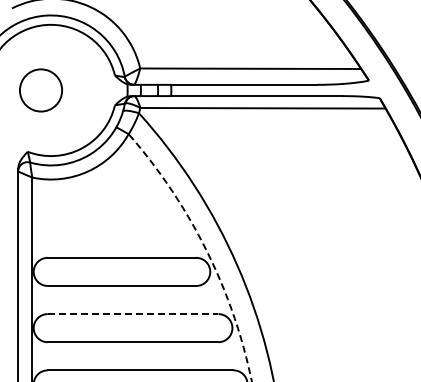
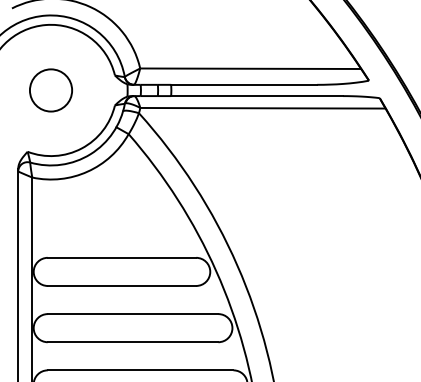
circle position: (40, 90) -> (50, 90) (50, 90)
arc: dashed -> solid (206, 250)
line: dashed -> solid (133, 314)
